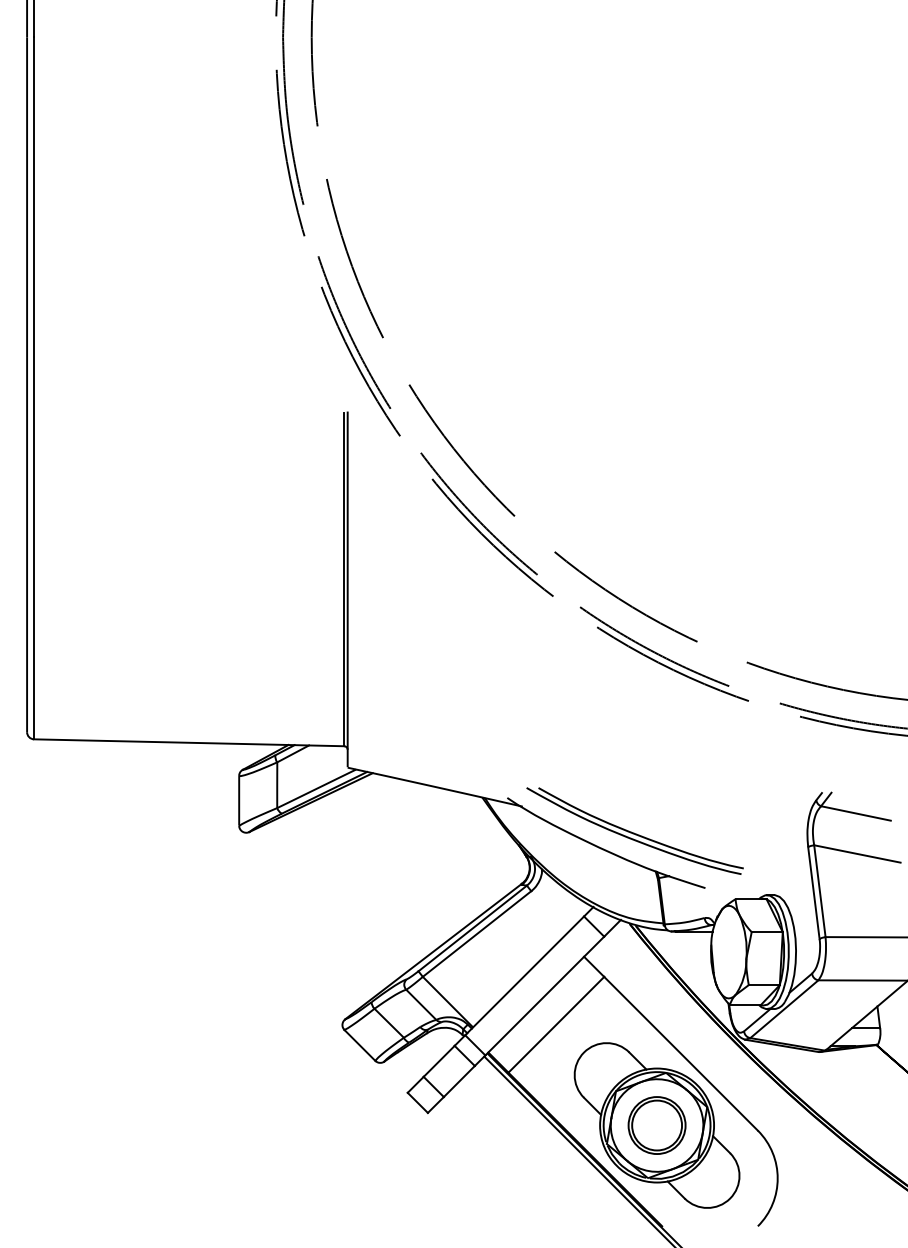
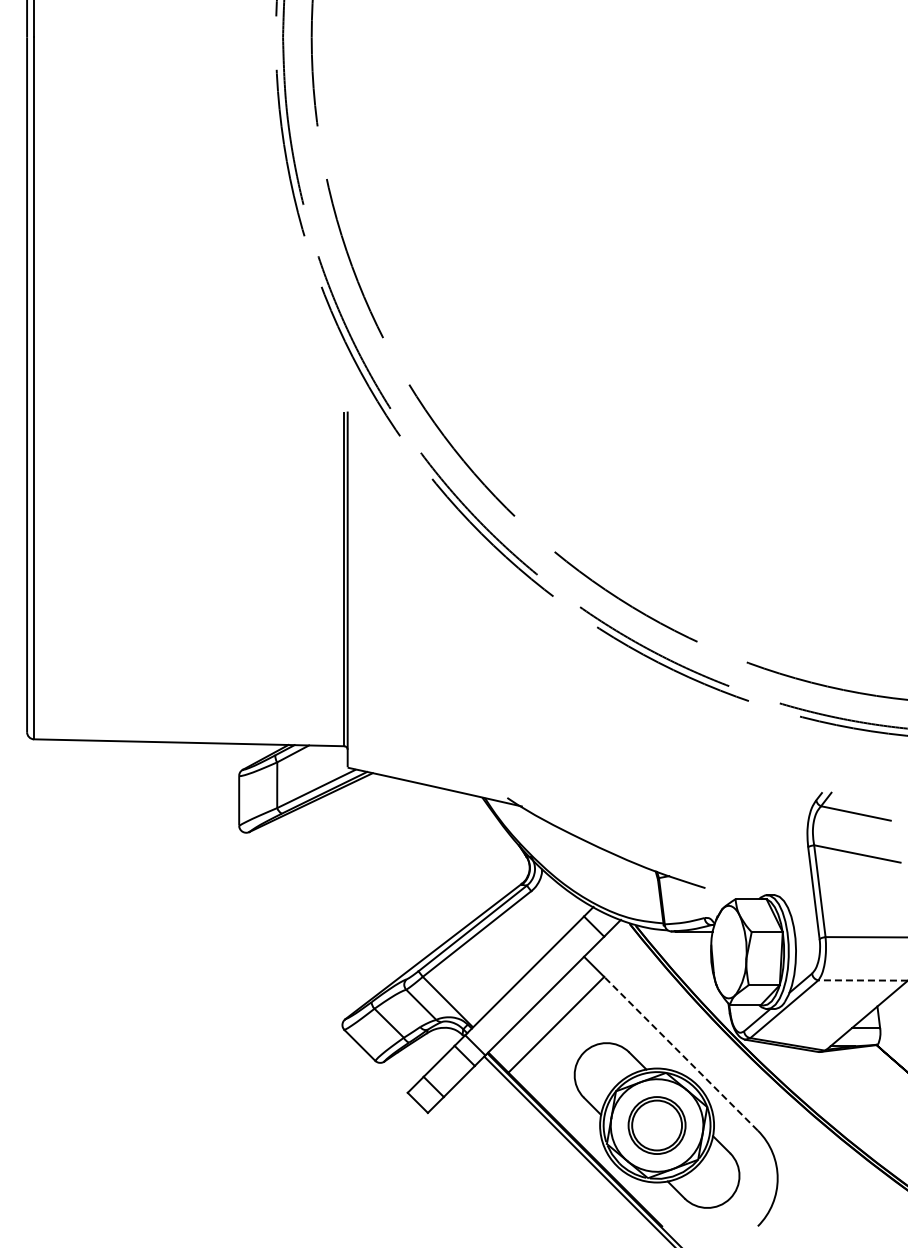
part: present -> none (634, 830)
line: solid -> dashed (863, 980)
line: solid -> dashed (681, 1053)
